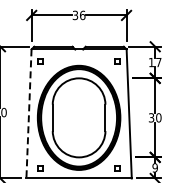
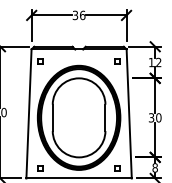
text: 17 -> 12 (158, 62)
line: dashed -> solid (28, 113)
text: 9 -> 8 (154, 167)
